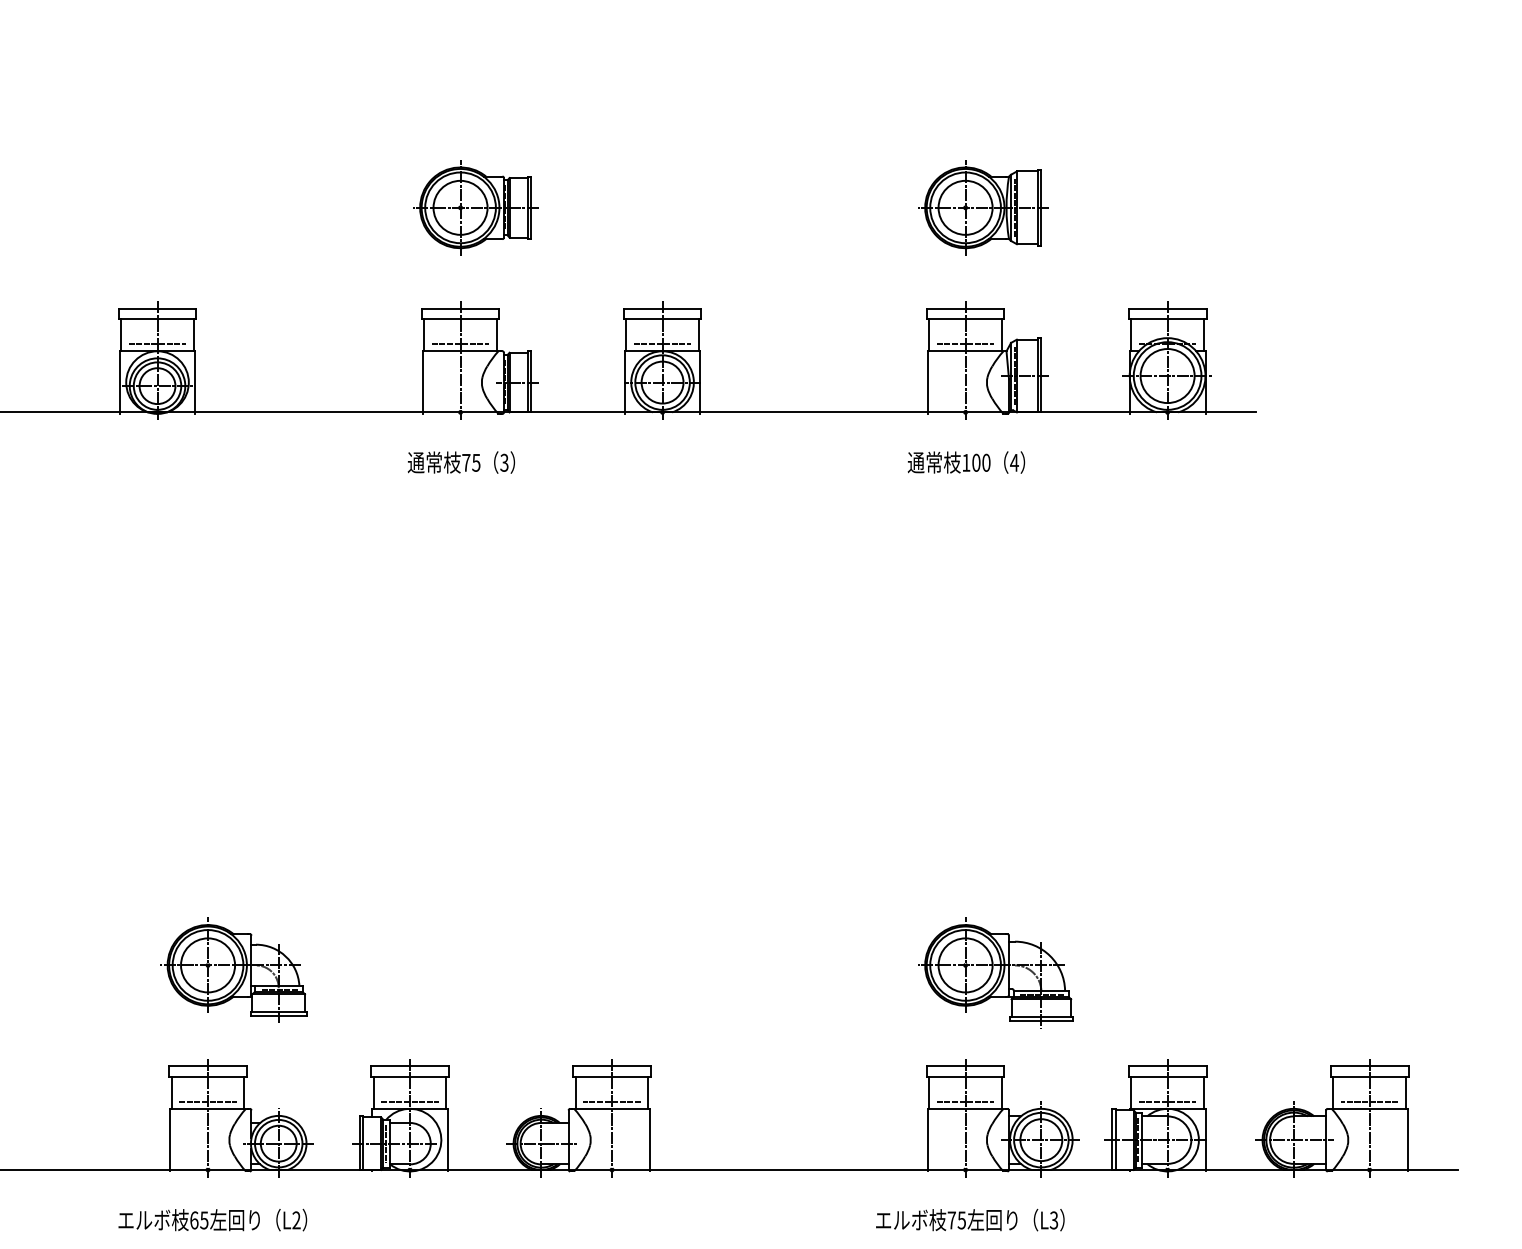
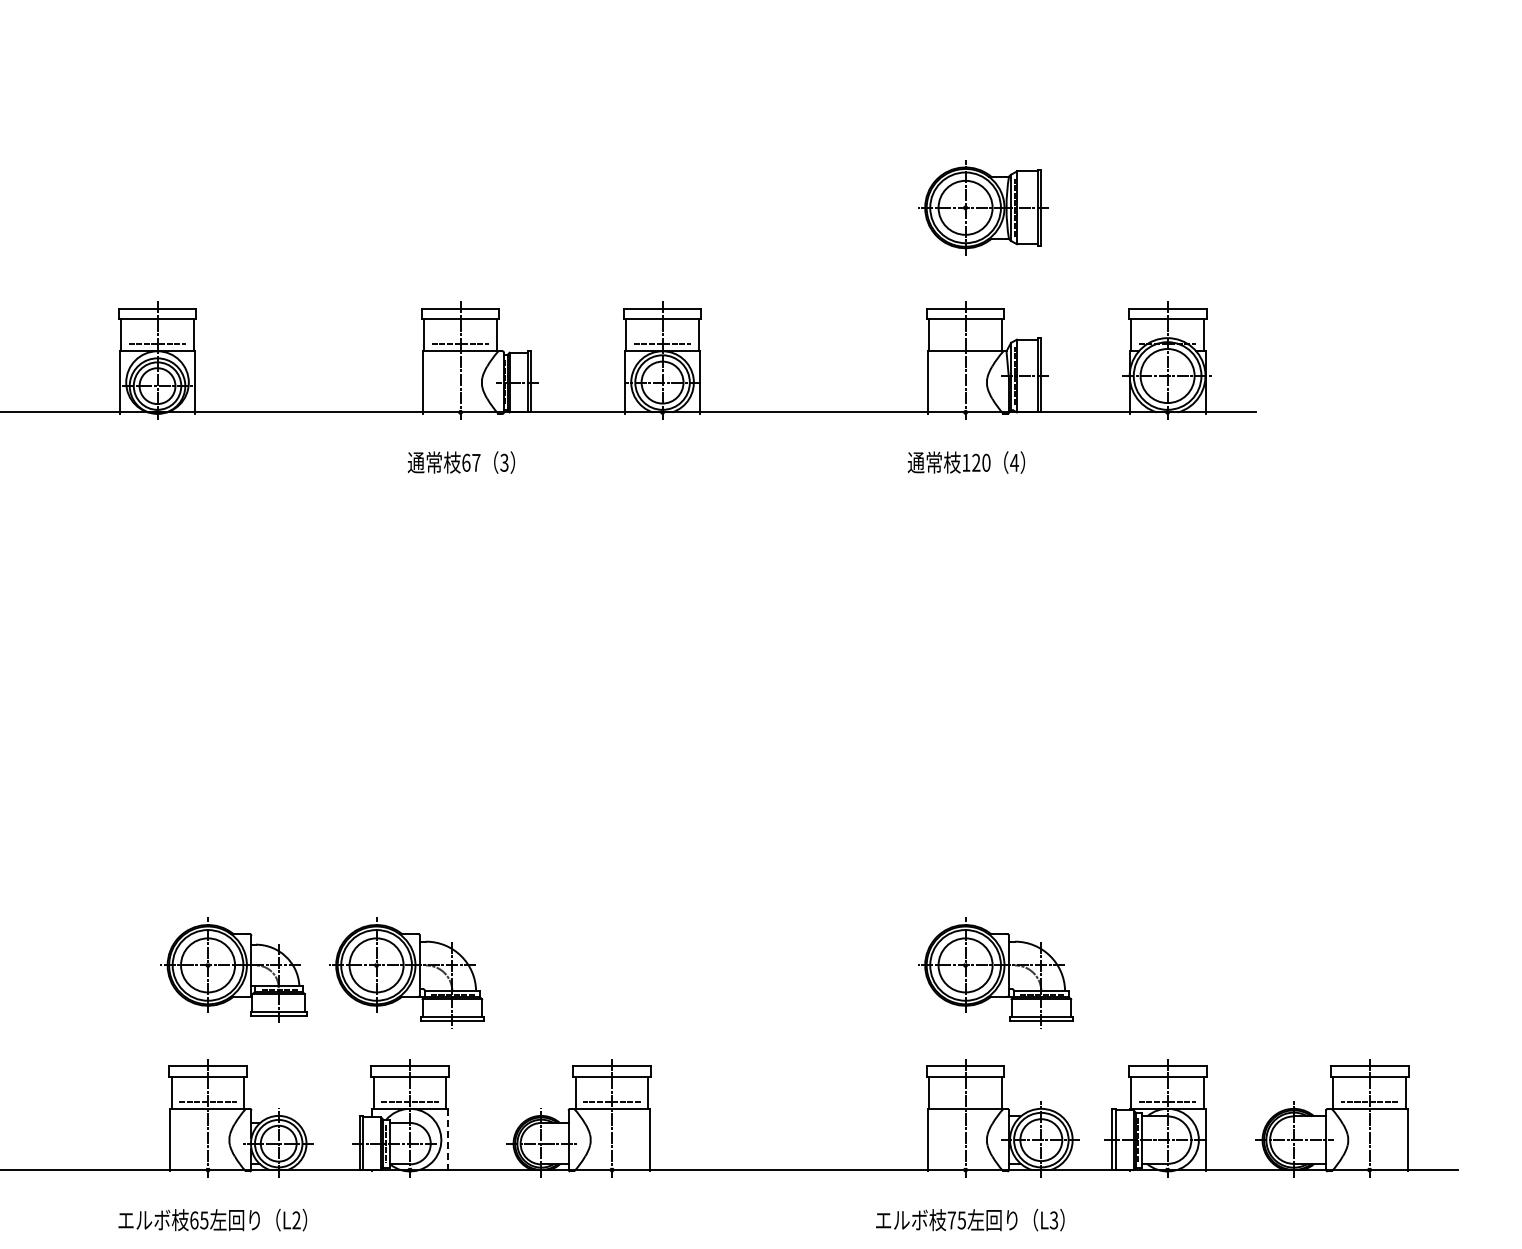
part: present -> none (475, 207)
line: present -> none (965, 344)
text: 75 -> 67 (471, 462)
text: 100 -> 120 (976, 462)
part: none -> present (406, 972)
line: present -> none (965, 1101)
line: solid -> dashed (447, 1140)
